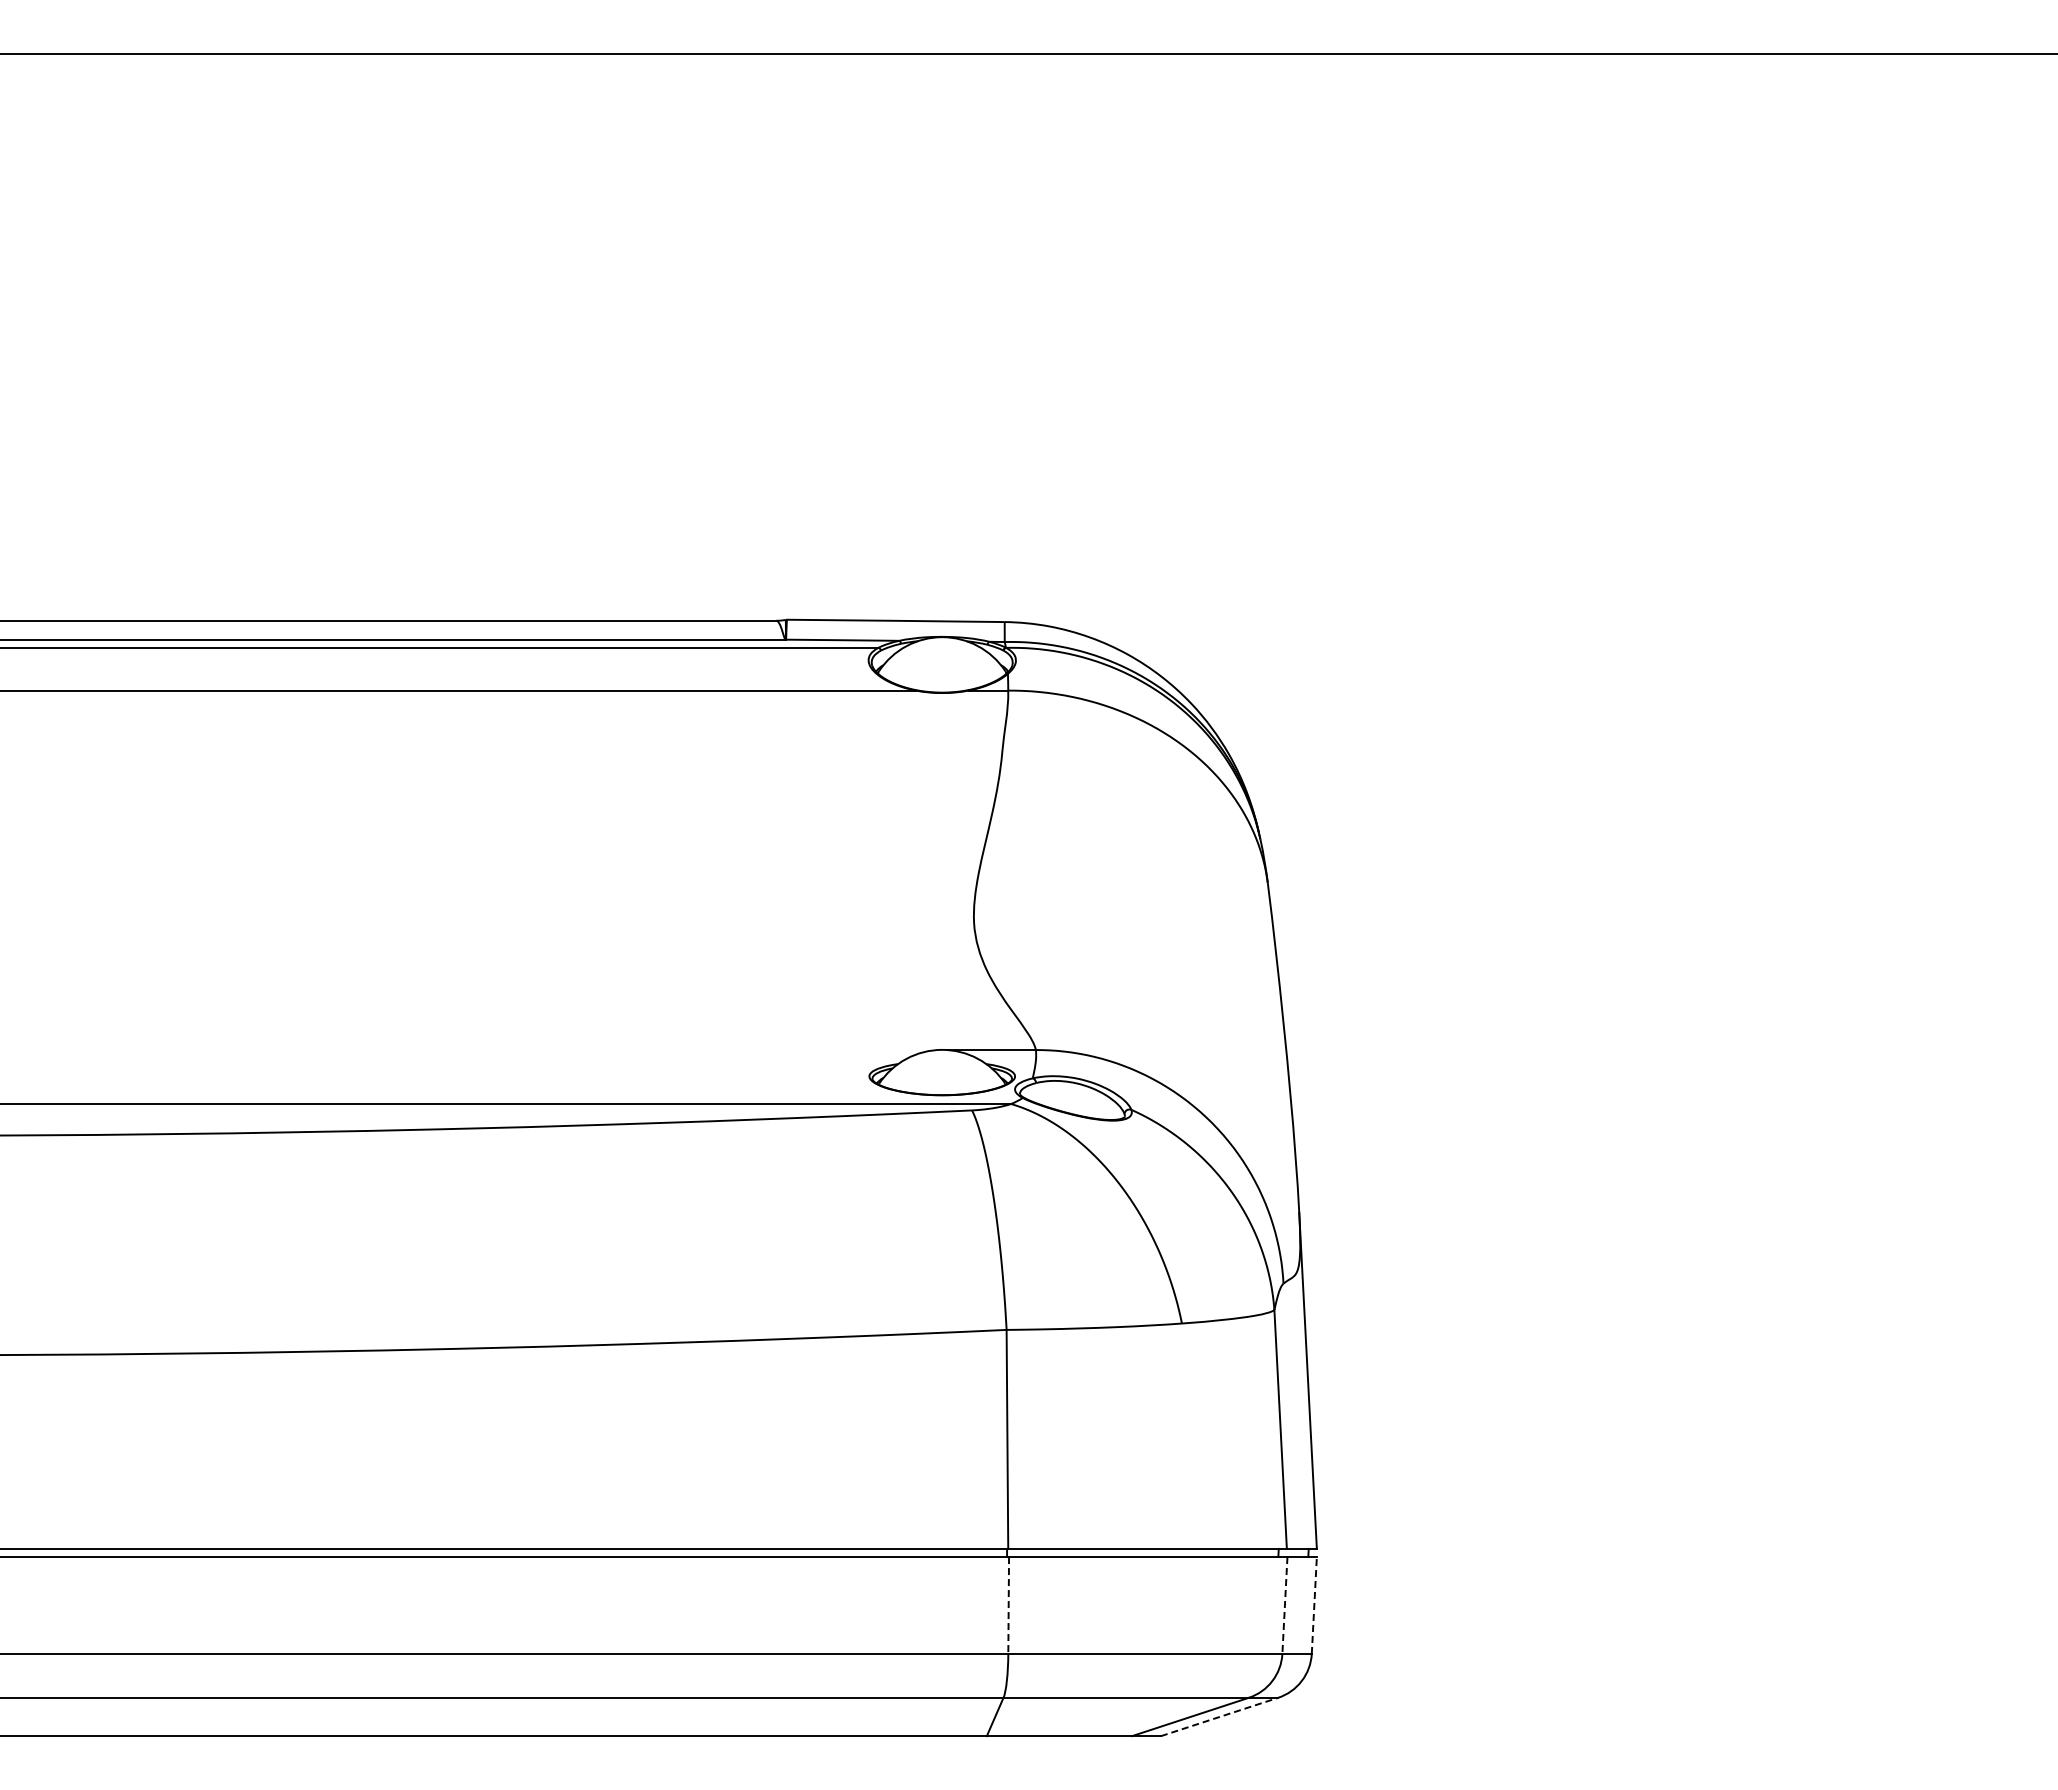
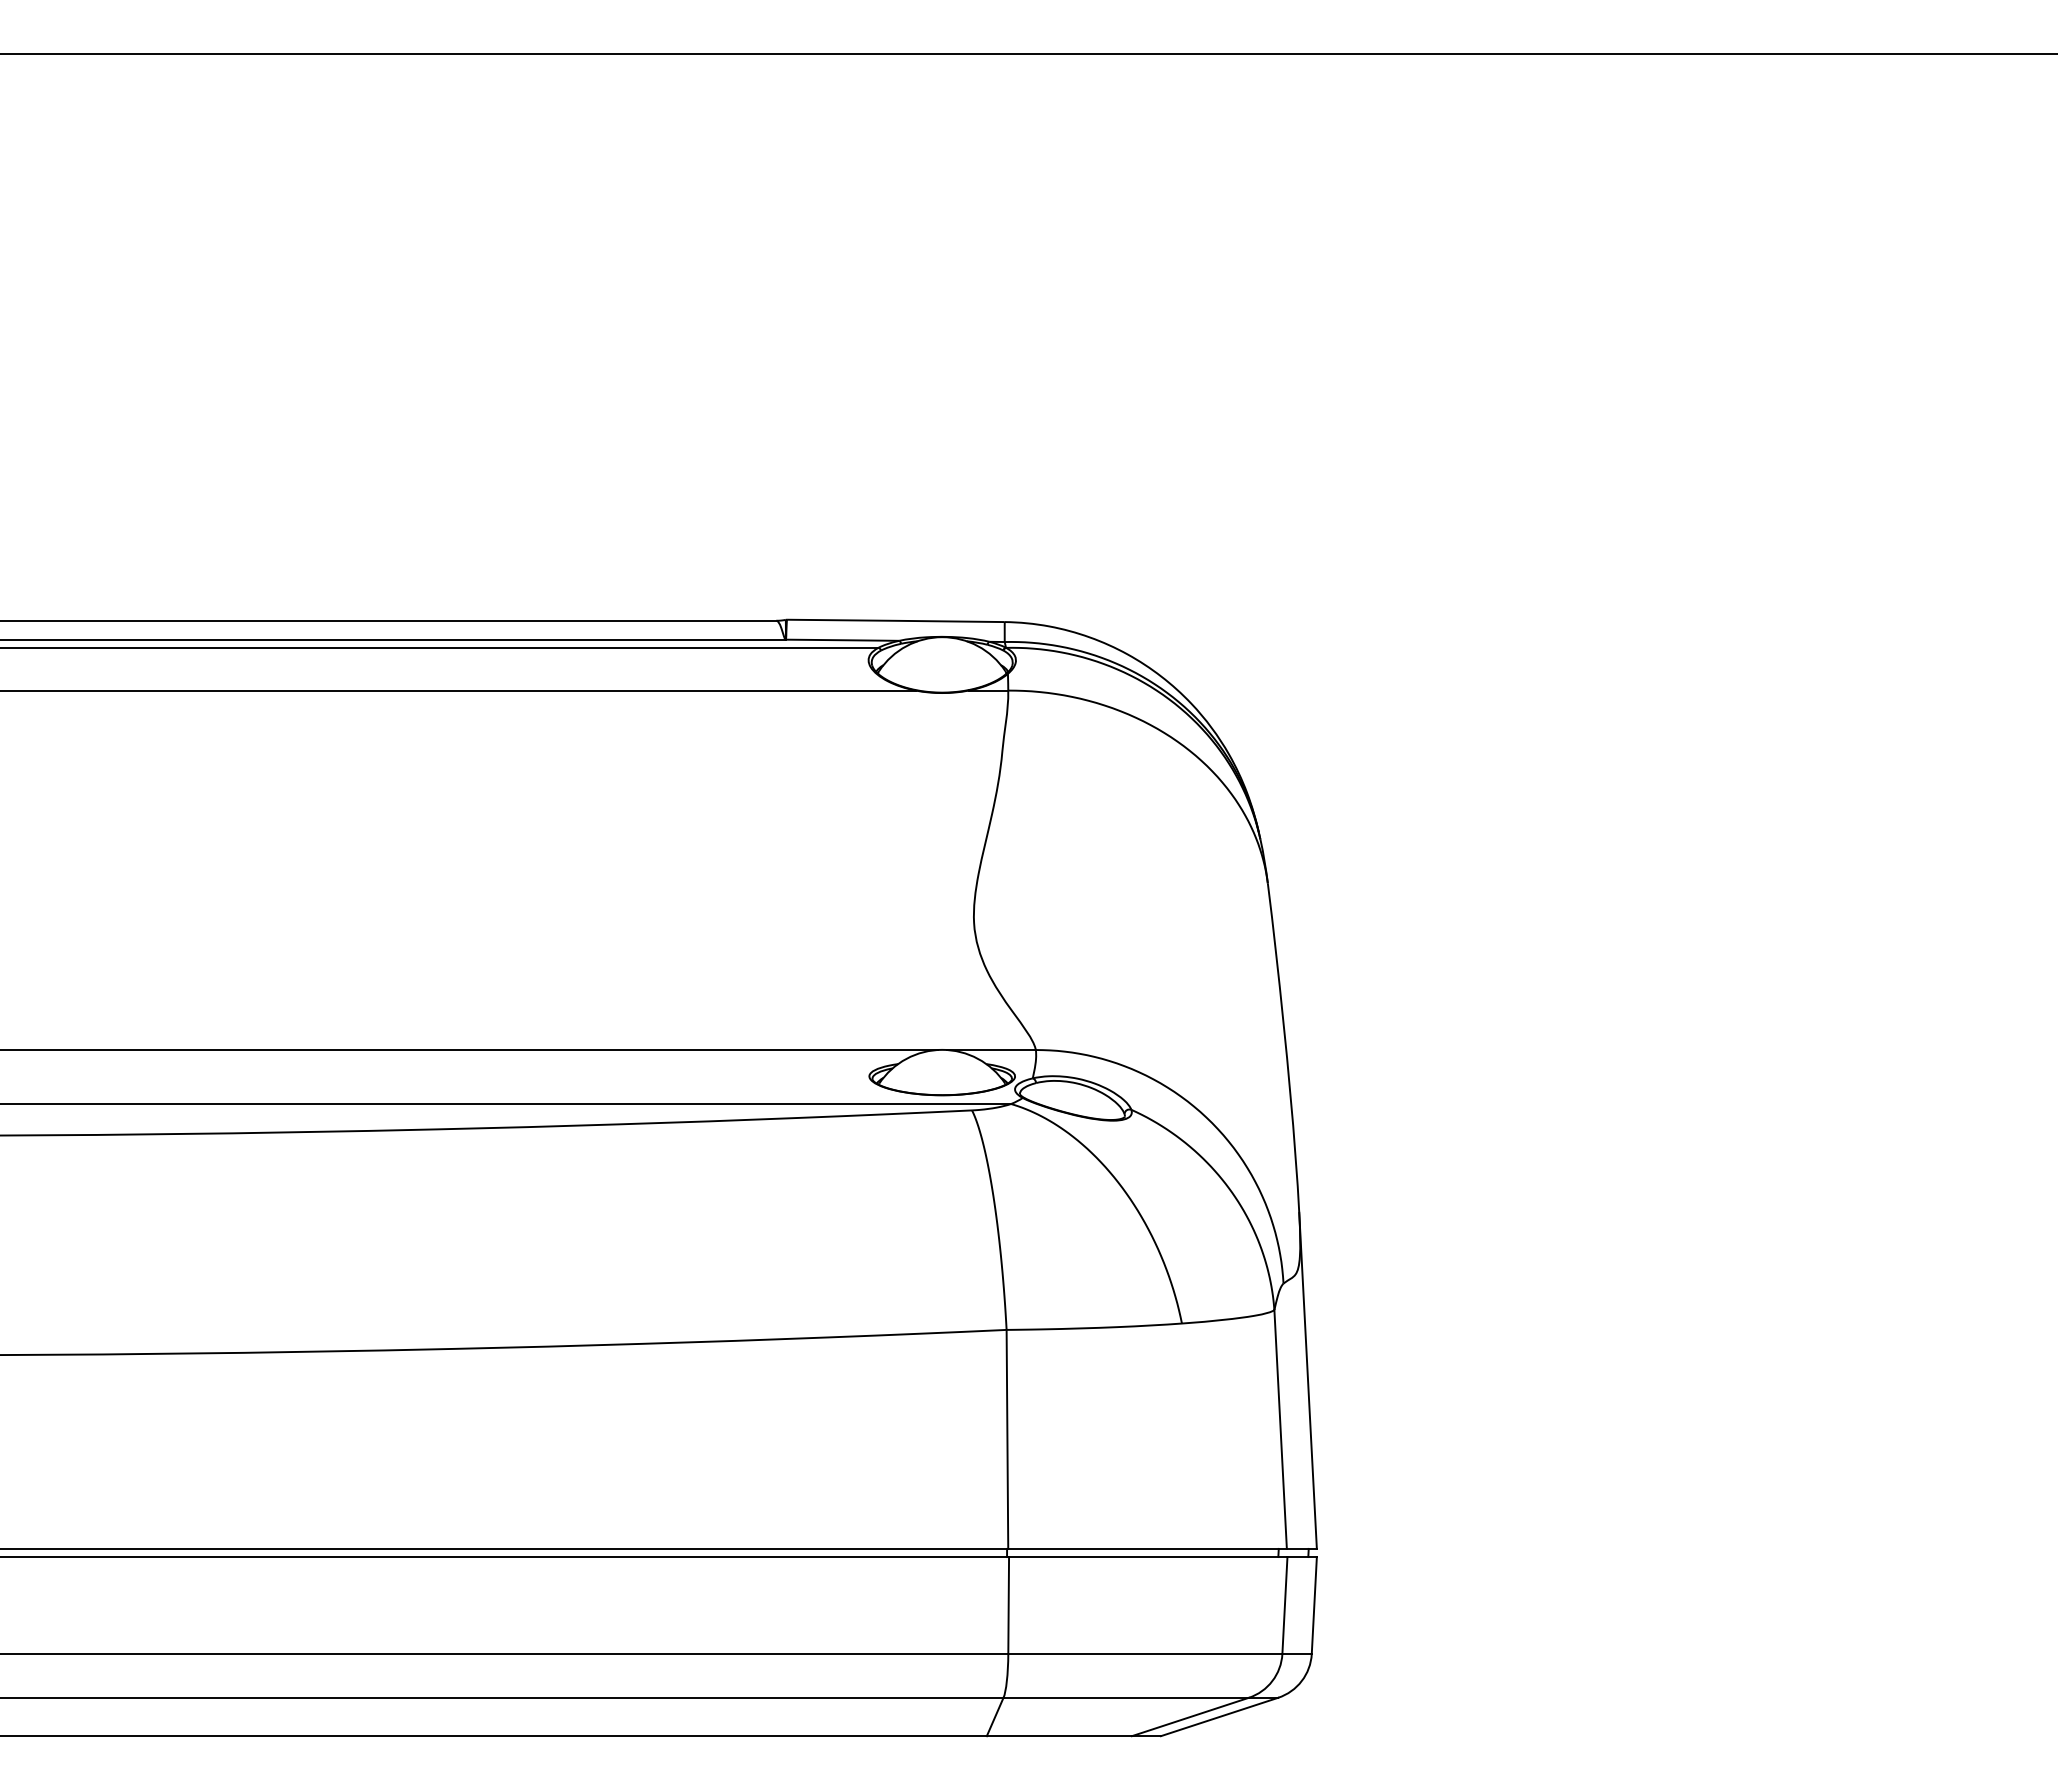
line: none -> present (469, 1050)
line: dashed -> solid (1008, 1605)
line: dashed -> solid (1284, 1605)
line: dashed -> solid (1314, 1605)
line: dashed -> solid (1219, 1716)
